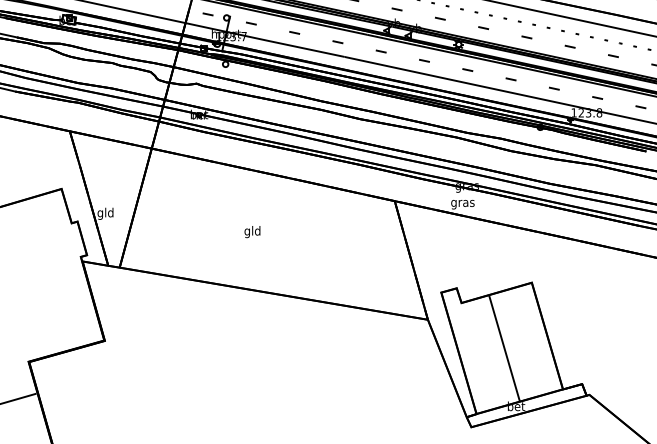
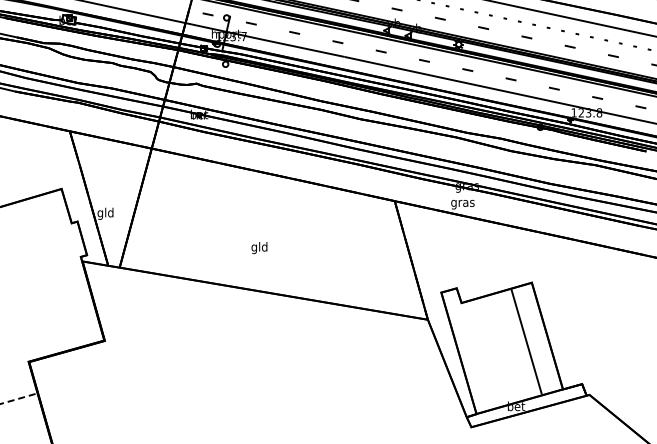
text position: (252, 232) -> (259, 248) (259, 248)
line position: (504, 348) -> (526, 341) (526, 341)
line: solid -> dashed (17, 399)
